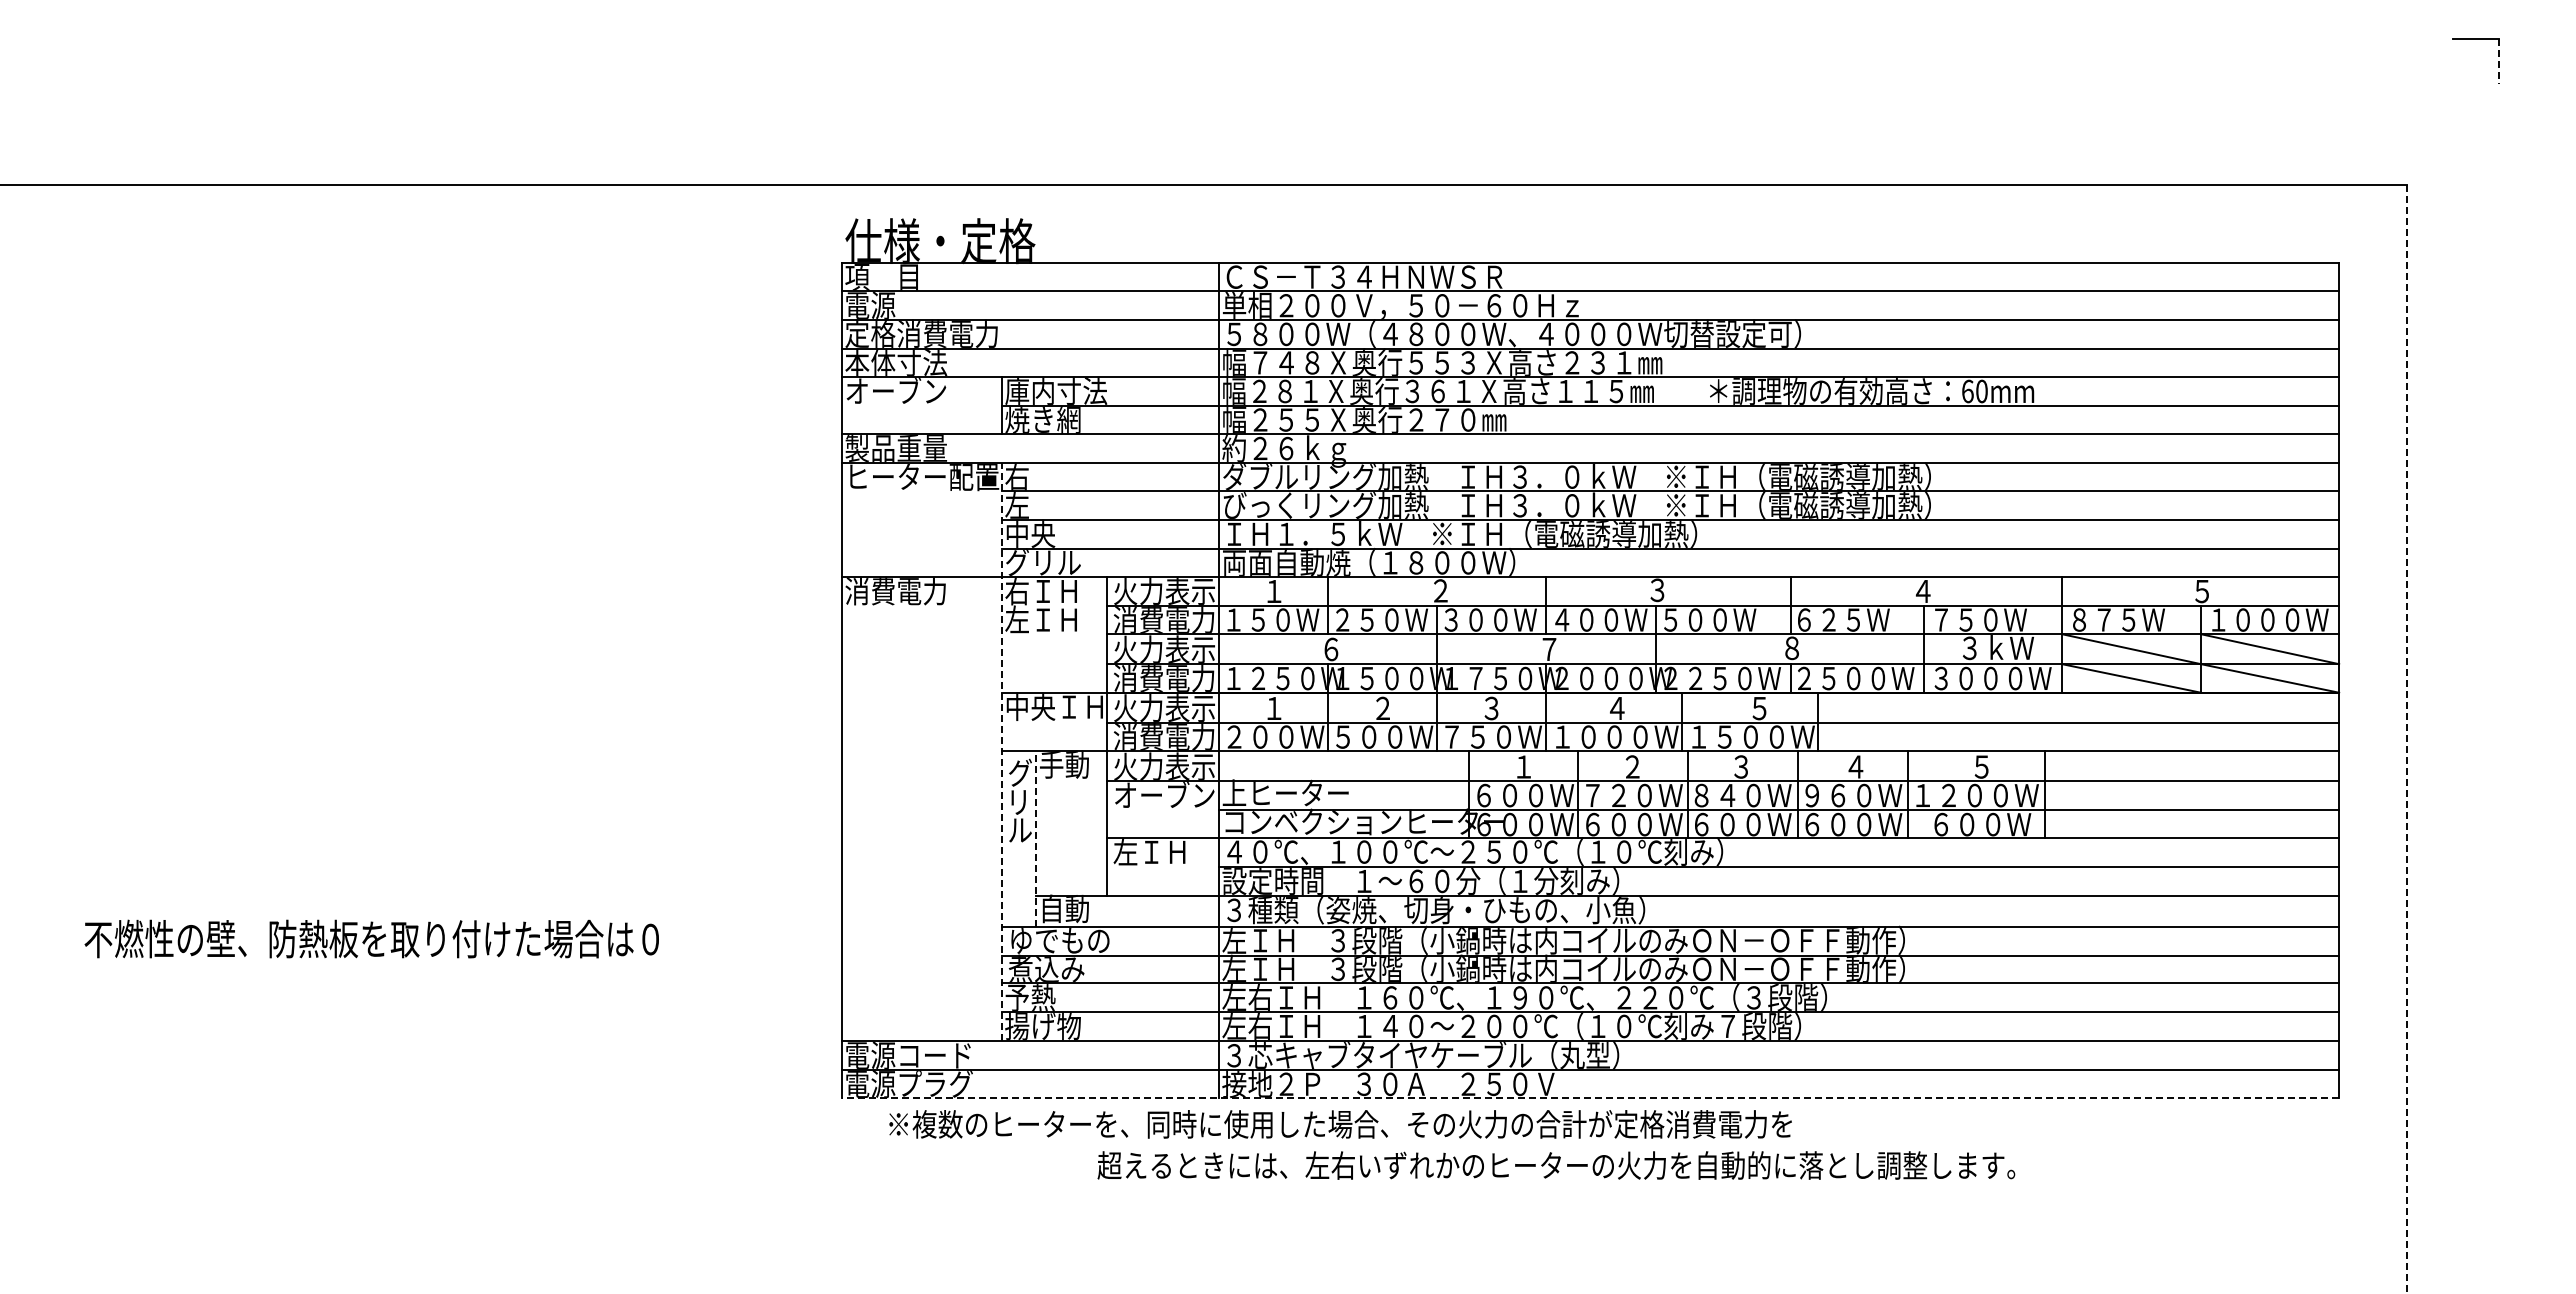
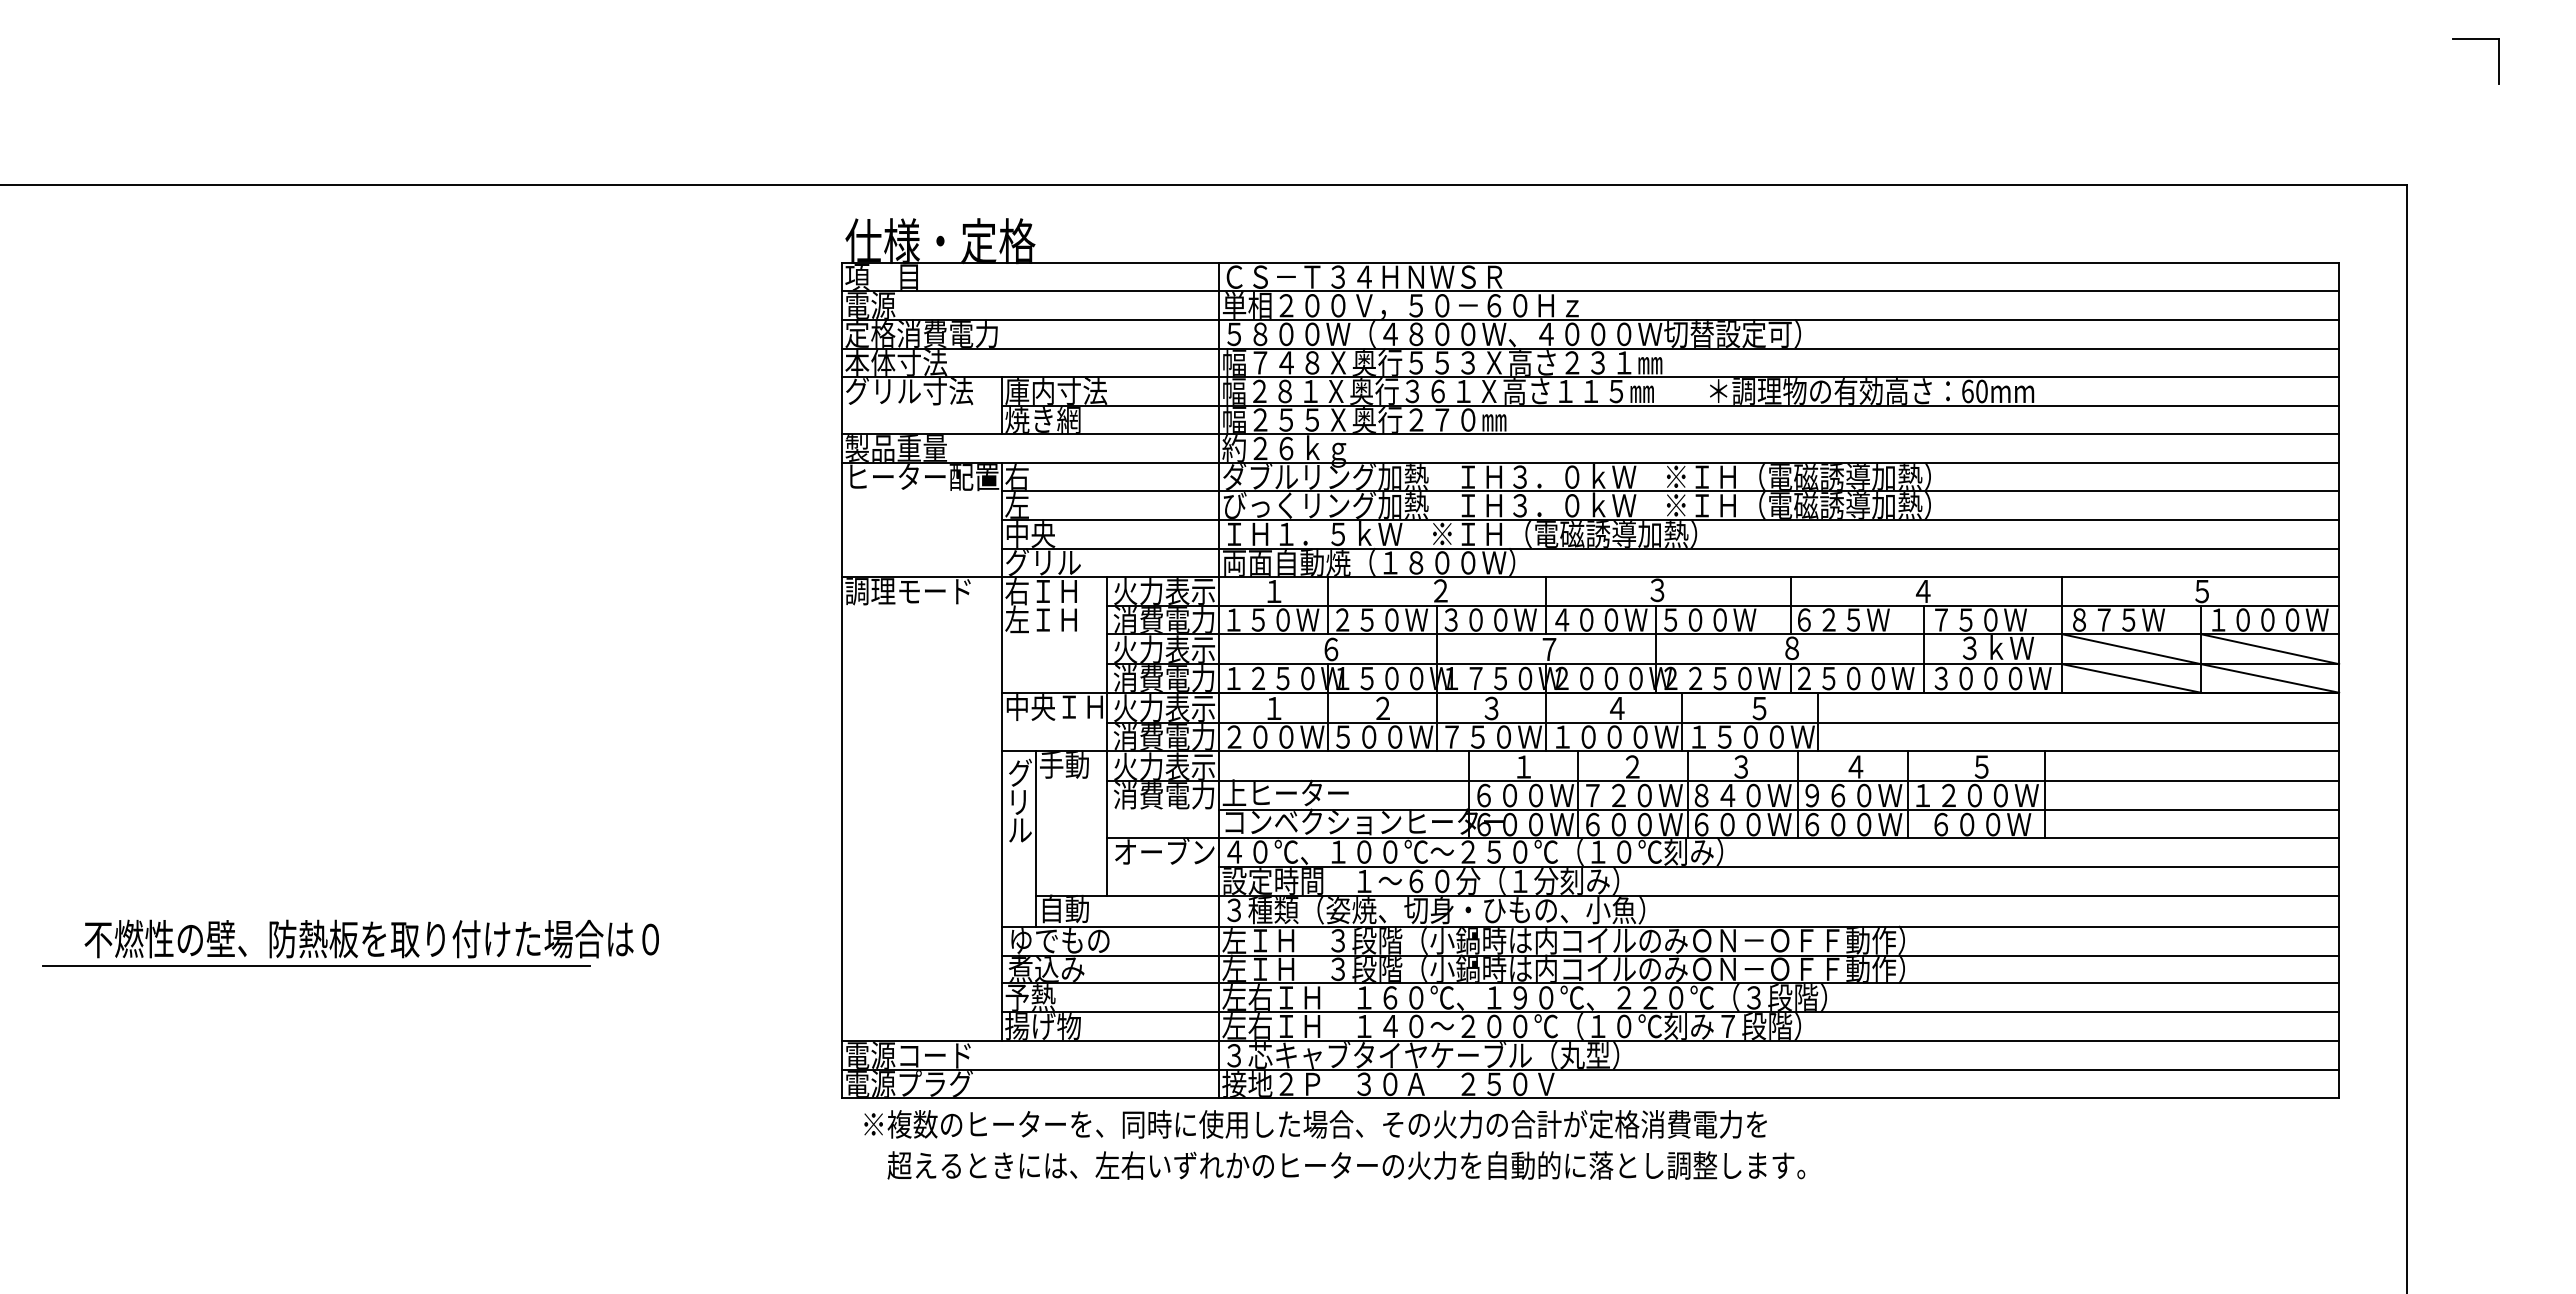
line: dashed -> solid (2498, 61)
text: オーブン -> グリル寸法 (909, 391)
text: 消費電力 -> 調理モード (907, 591)
line: dashed -> solid (2407, 739)
line: dashed -> solid (1001, 751)
text: オーブン -> 消費電力 (1164, 795)
line: dashed -> solid (1036, 838)
text: 左ＩＨ -> オーブン (1163, 852)
line: none -> present (316, 965)
line: dashed -> solid (1590, 1098)
text position: (1340, 1124) -> (1315, 1124) (1315, 1124)
text position: (1556, 1165) -> (1346, 1165) (1346, 1165)
